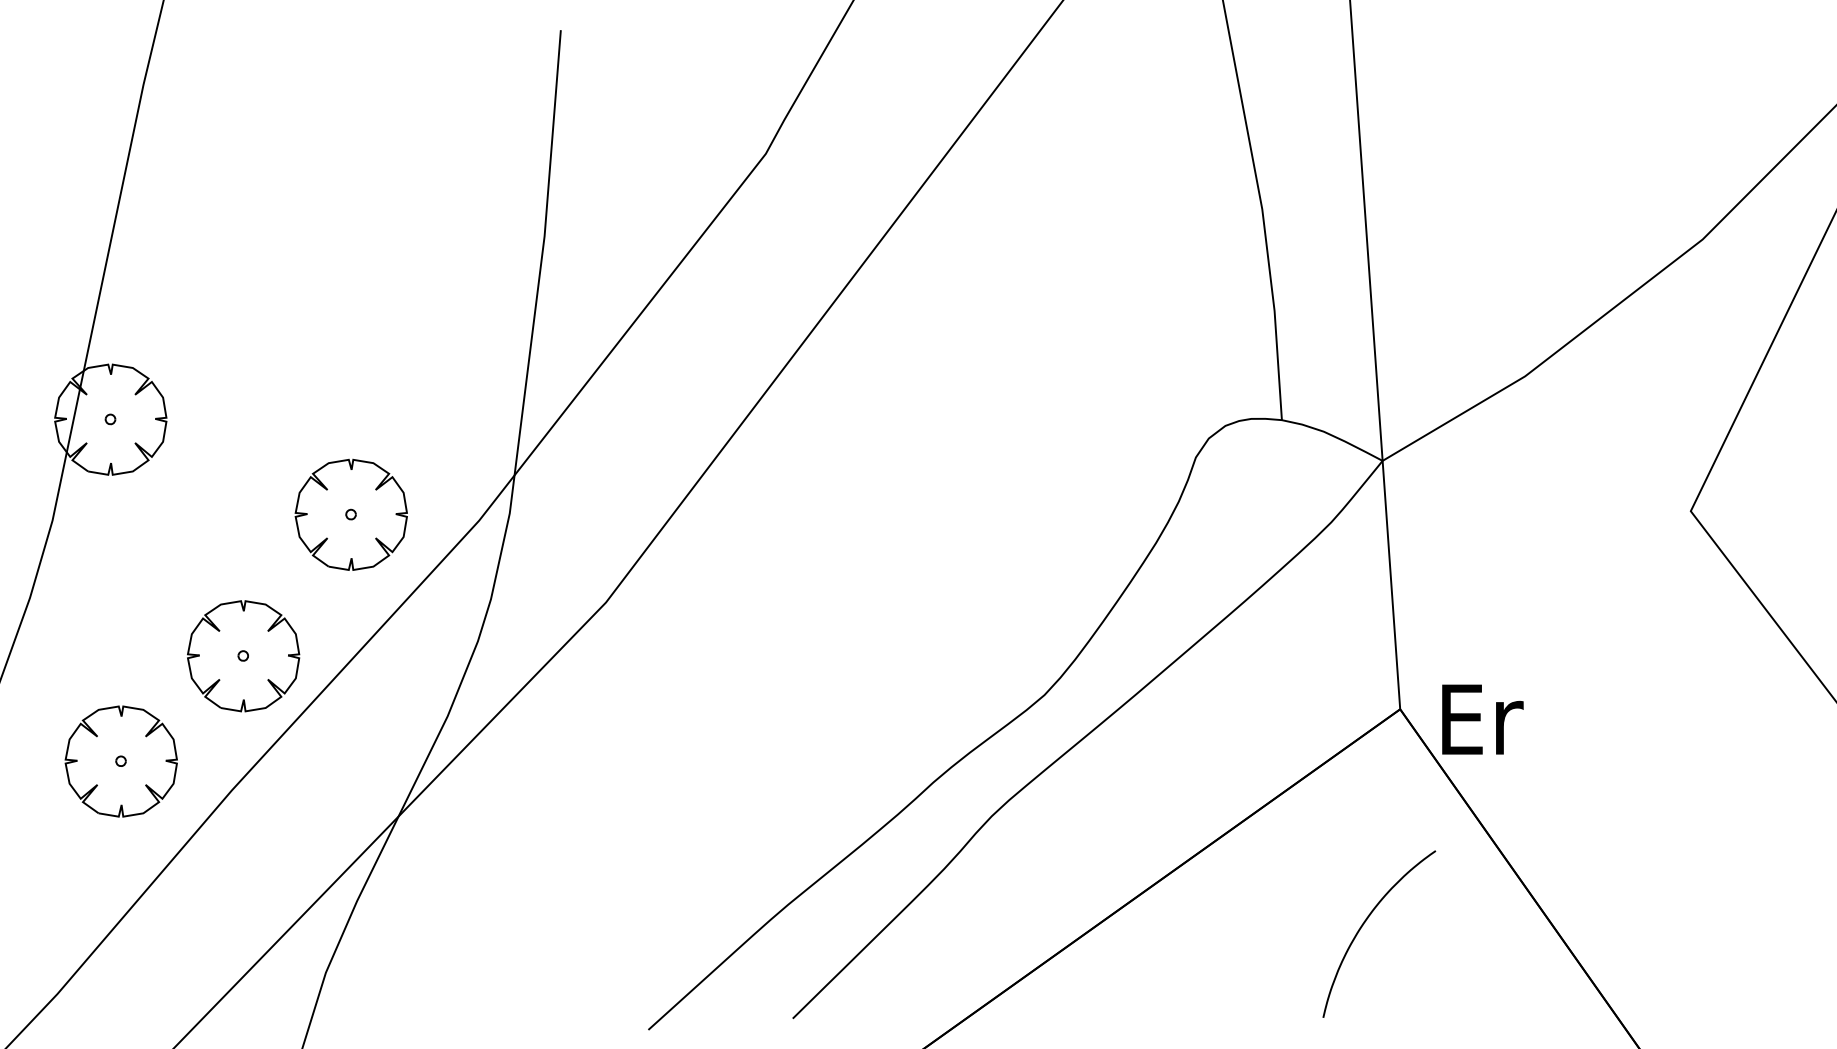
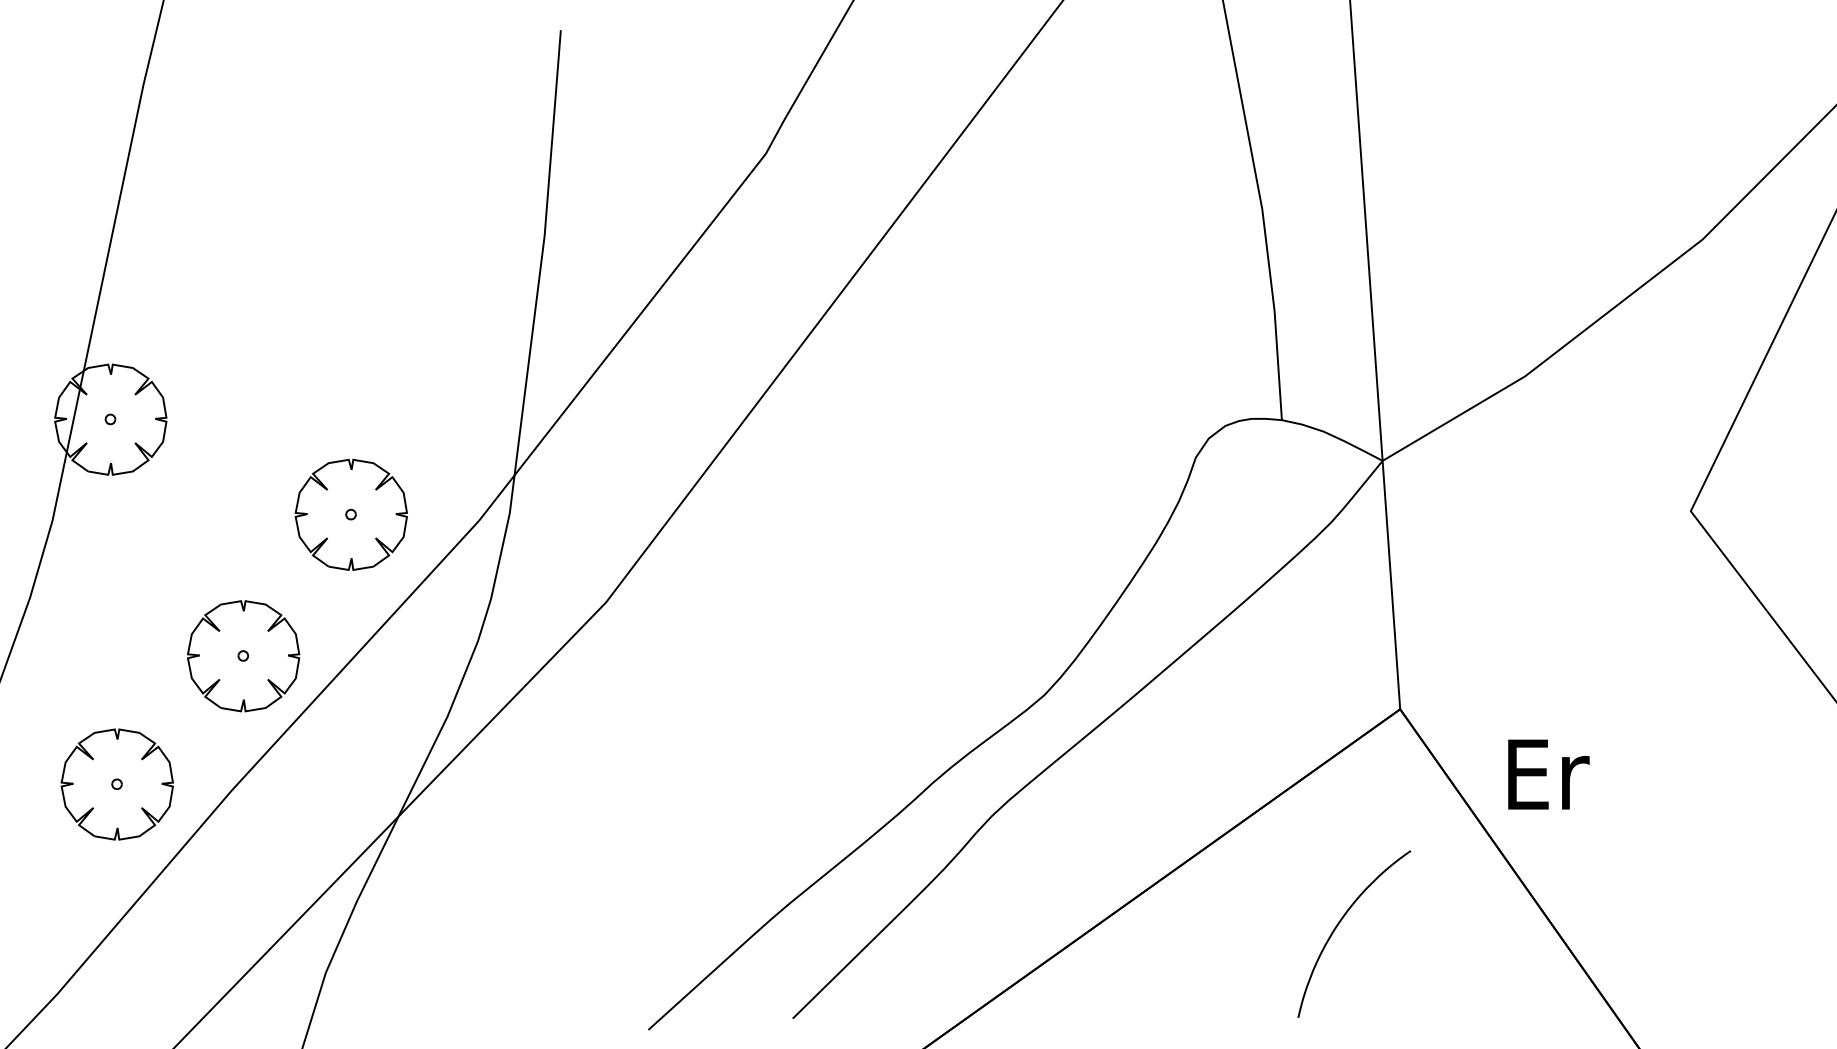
text position: (1482, 719) -> (1548, 774) (1548, 774)
part position: (120, 761) -> (116, 784) (116, 784)
curve position: (1364, 924) -> (1339, 924) (1339, 924)
